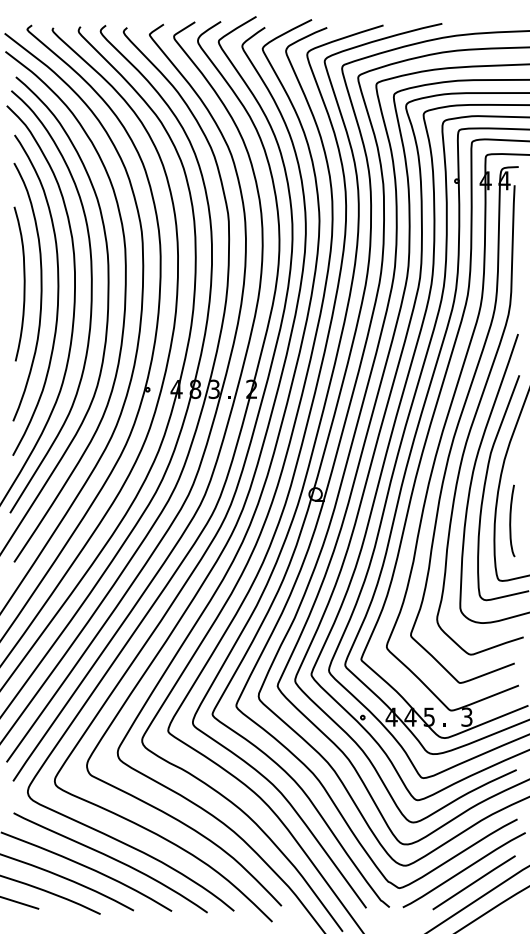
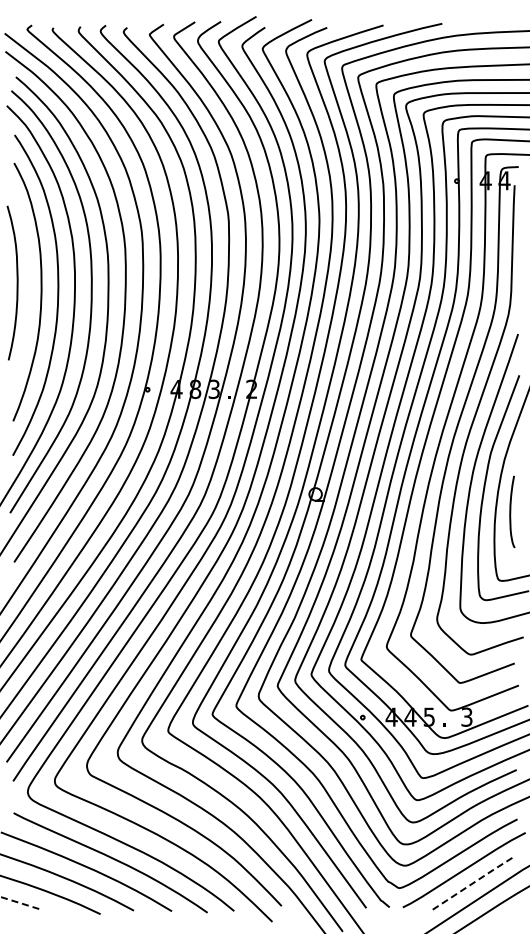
curve position: (23, 283) -> (16, 282) (16, 282)
curve position: (511, 520) -> (511, 511) (511, 511)
line: solid -> dashed (474, 882)
line: solid -> dashed (19, 902)
